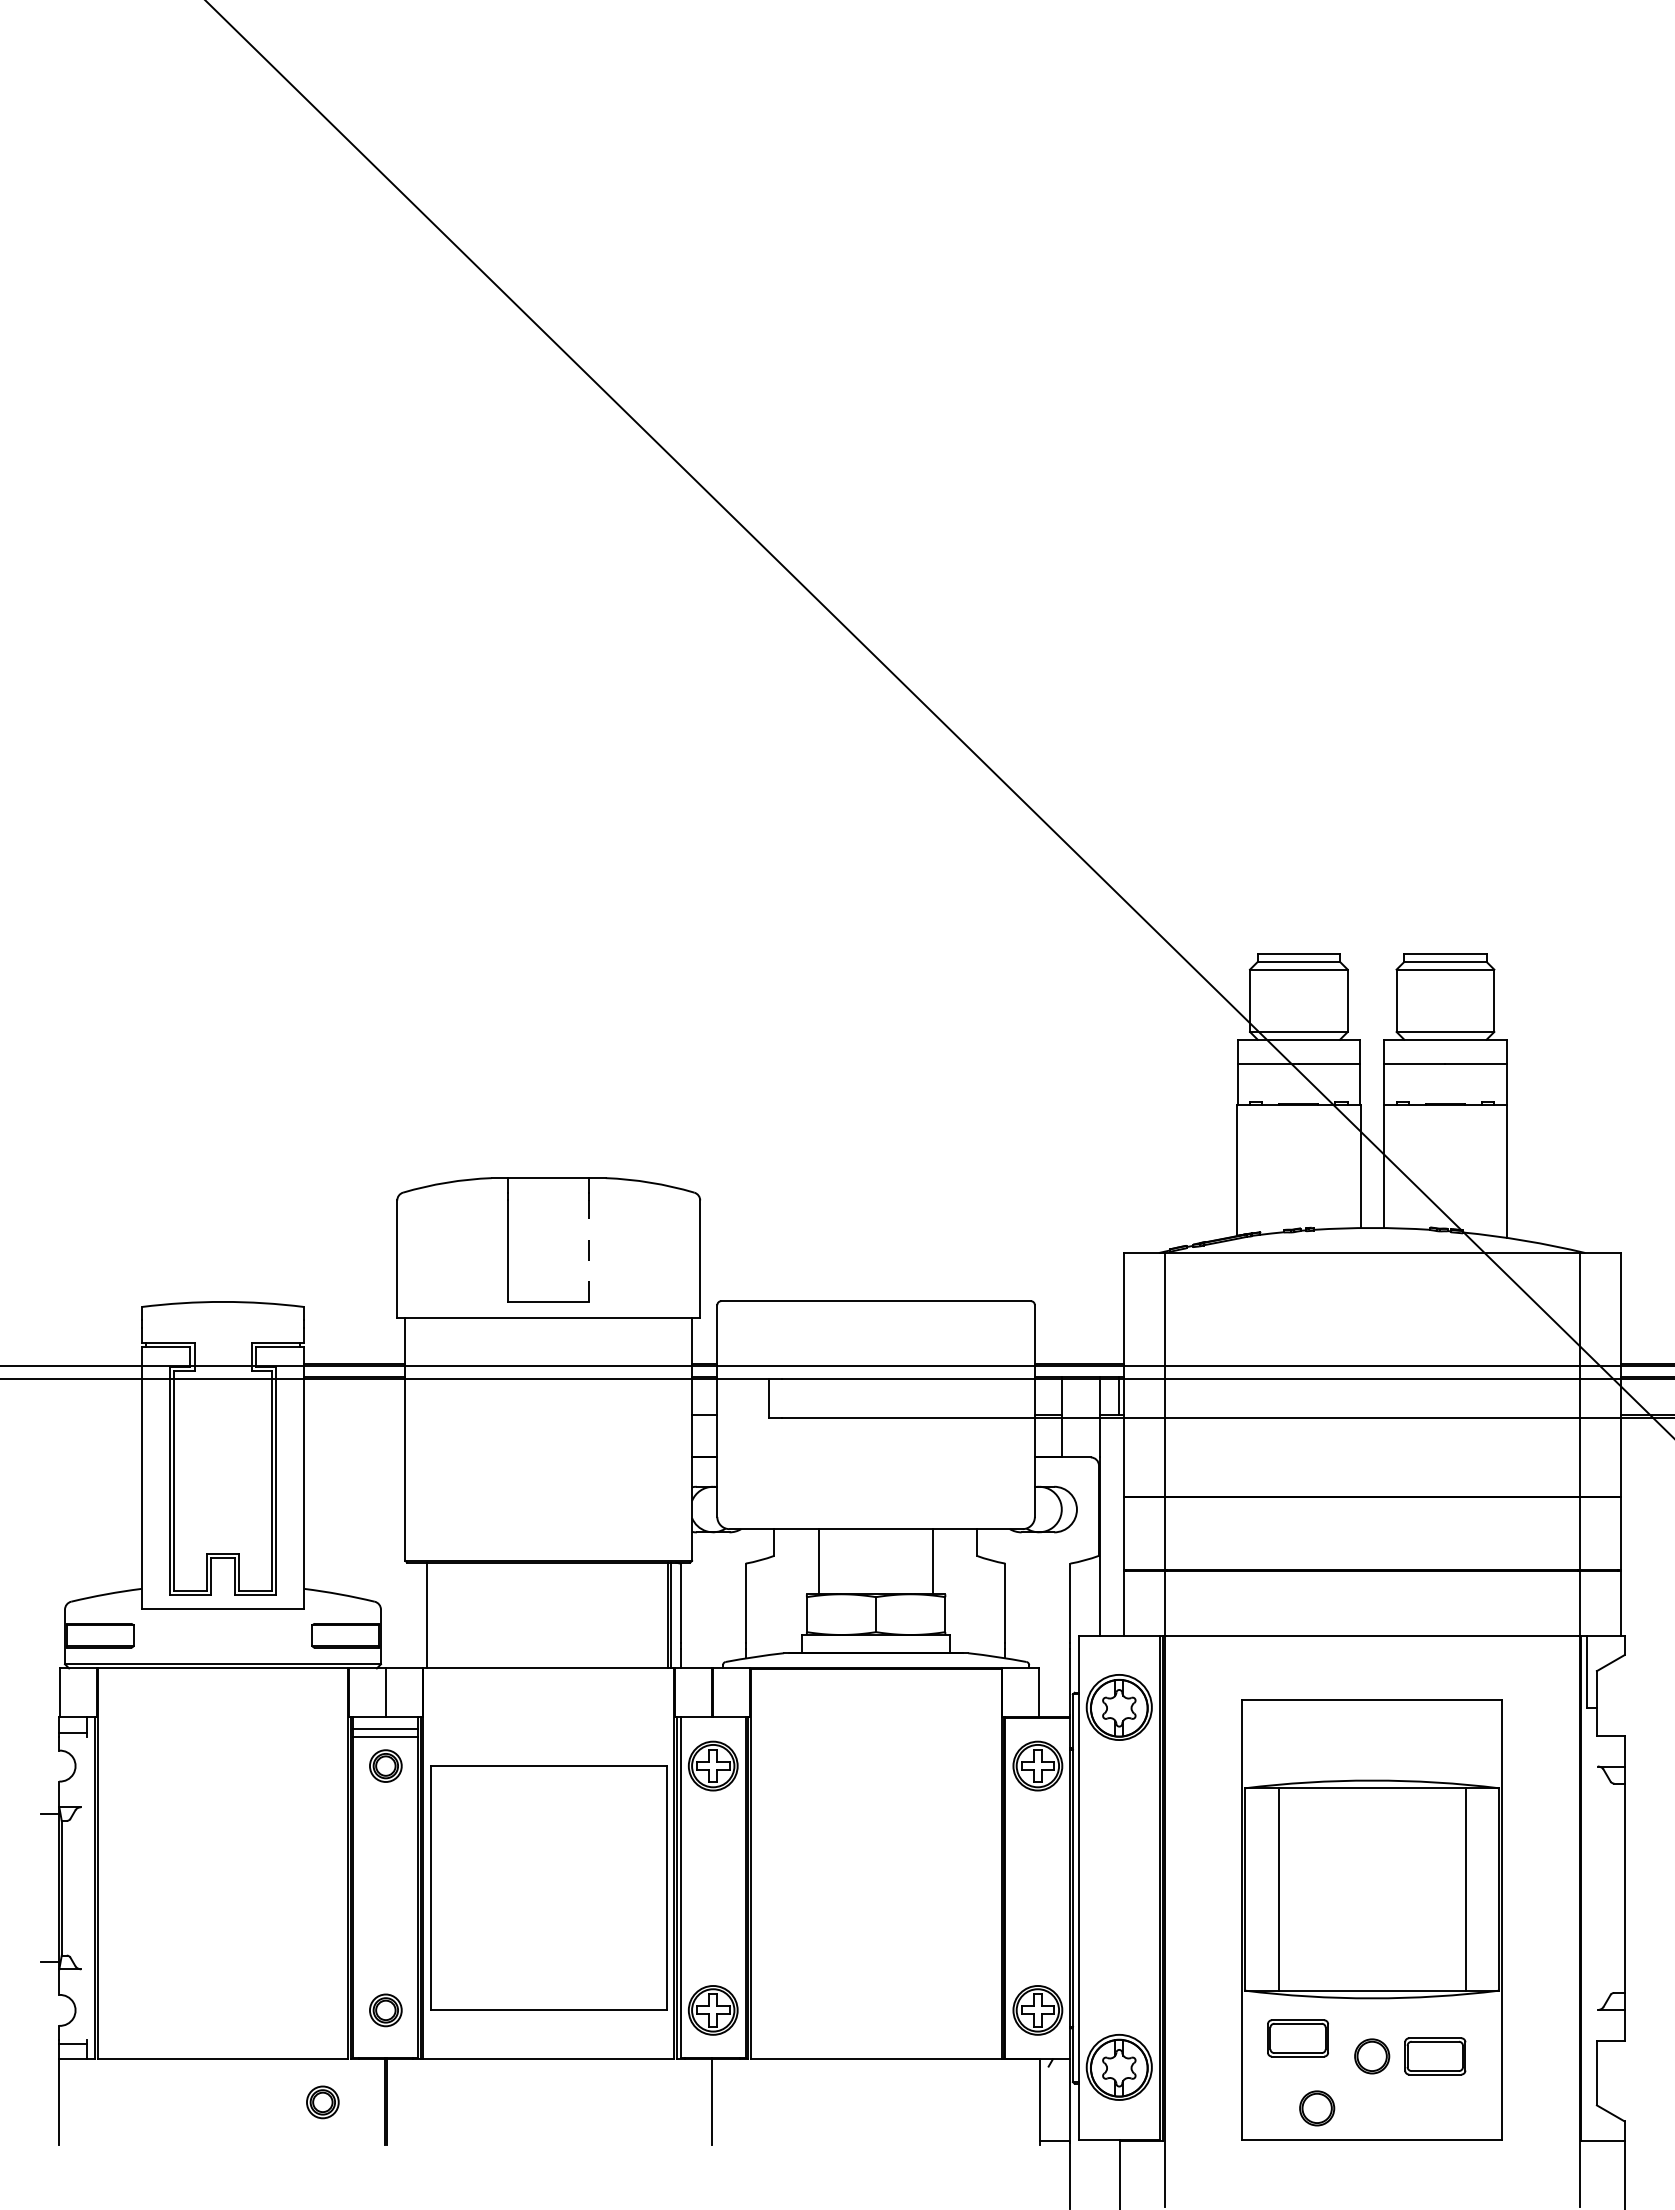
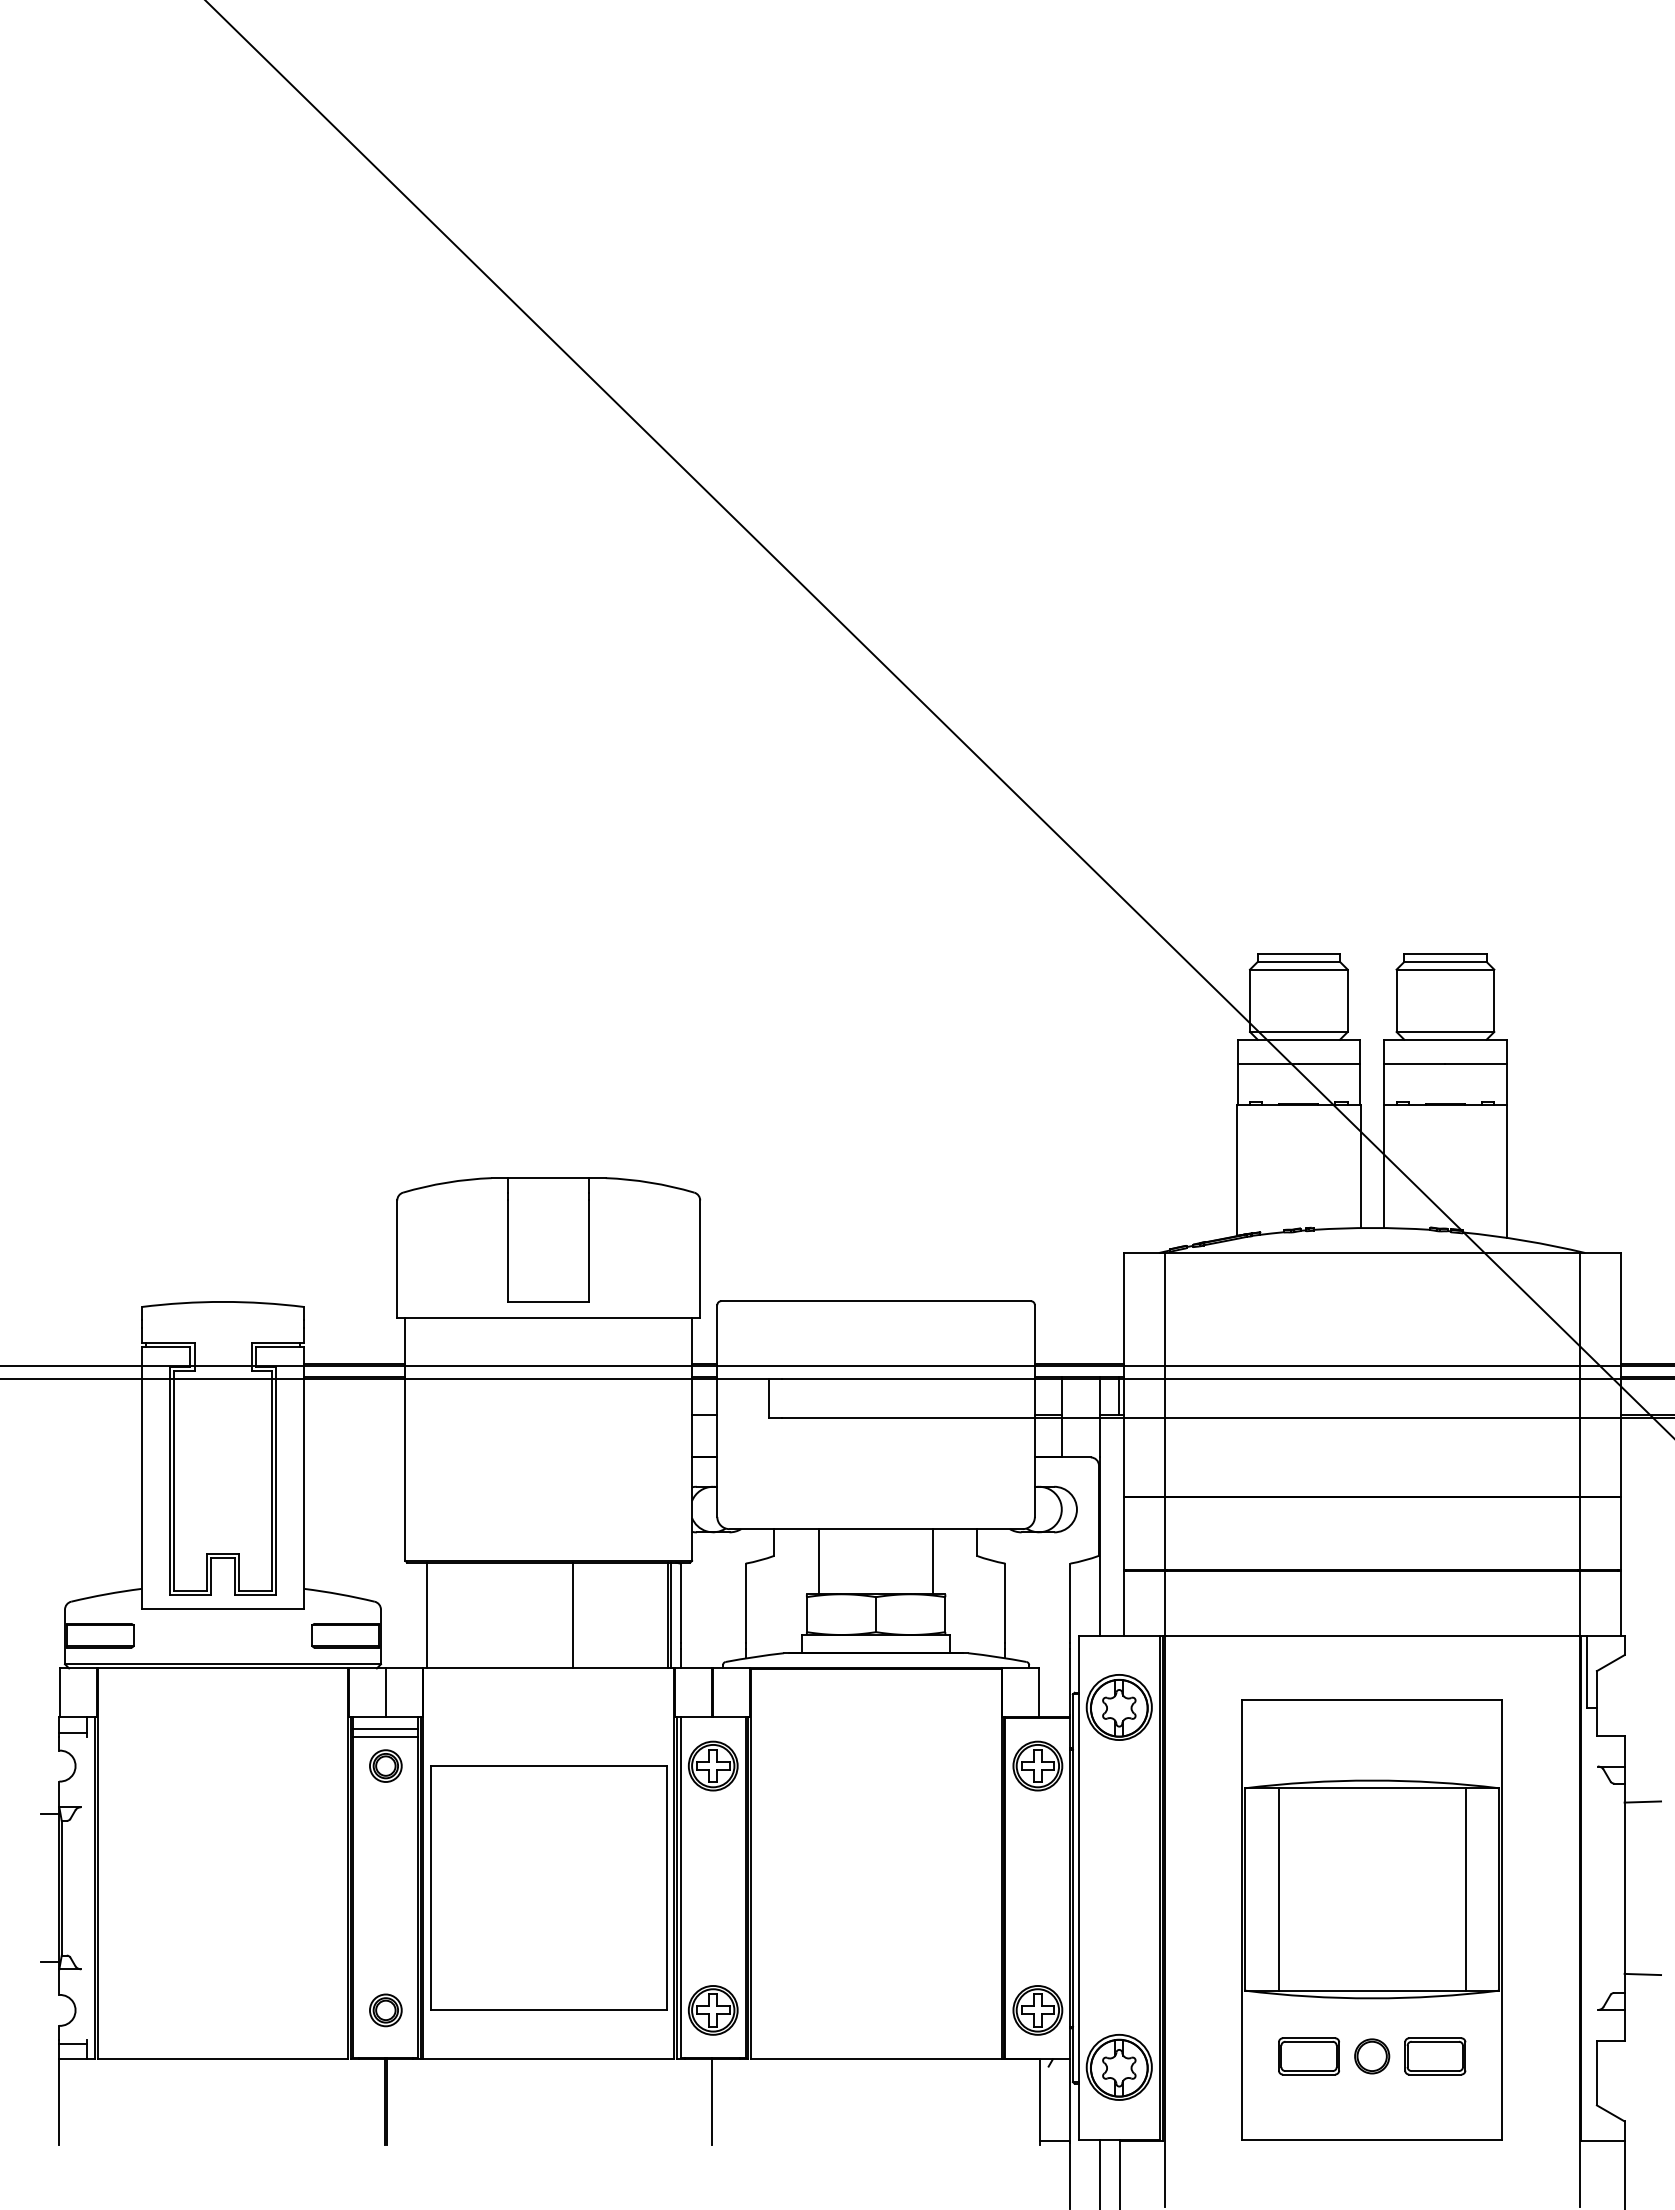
line: dashed -> solid (589, 1251)
line: none -> present (572, 1615)
line: none -> present (1642, 1801)
line: none -> present (1642, 1974)
part position: (1297, 2038) -> (1308, 2056) (1308, 2056)
part: present -> none (322, 2102)
part: present -> none (1317, 2108)
line: none -> present (1100, 2172)
